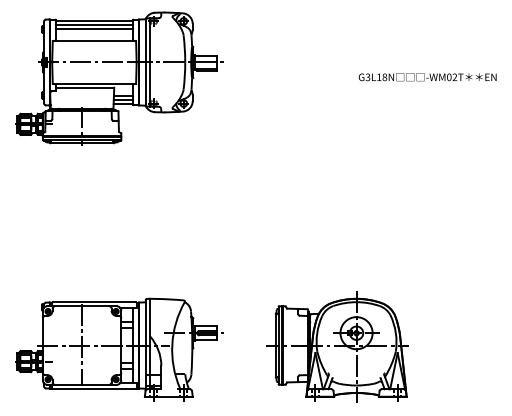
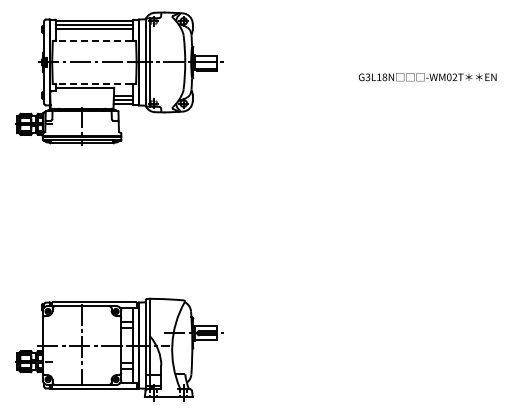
line: solid -> dashed (93, 41)
line: solid -> dashed (93, 83)
part: present -> none (337, 346)
